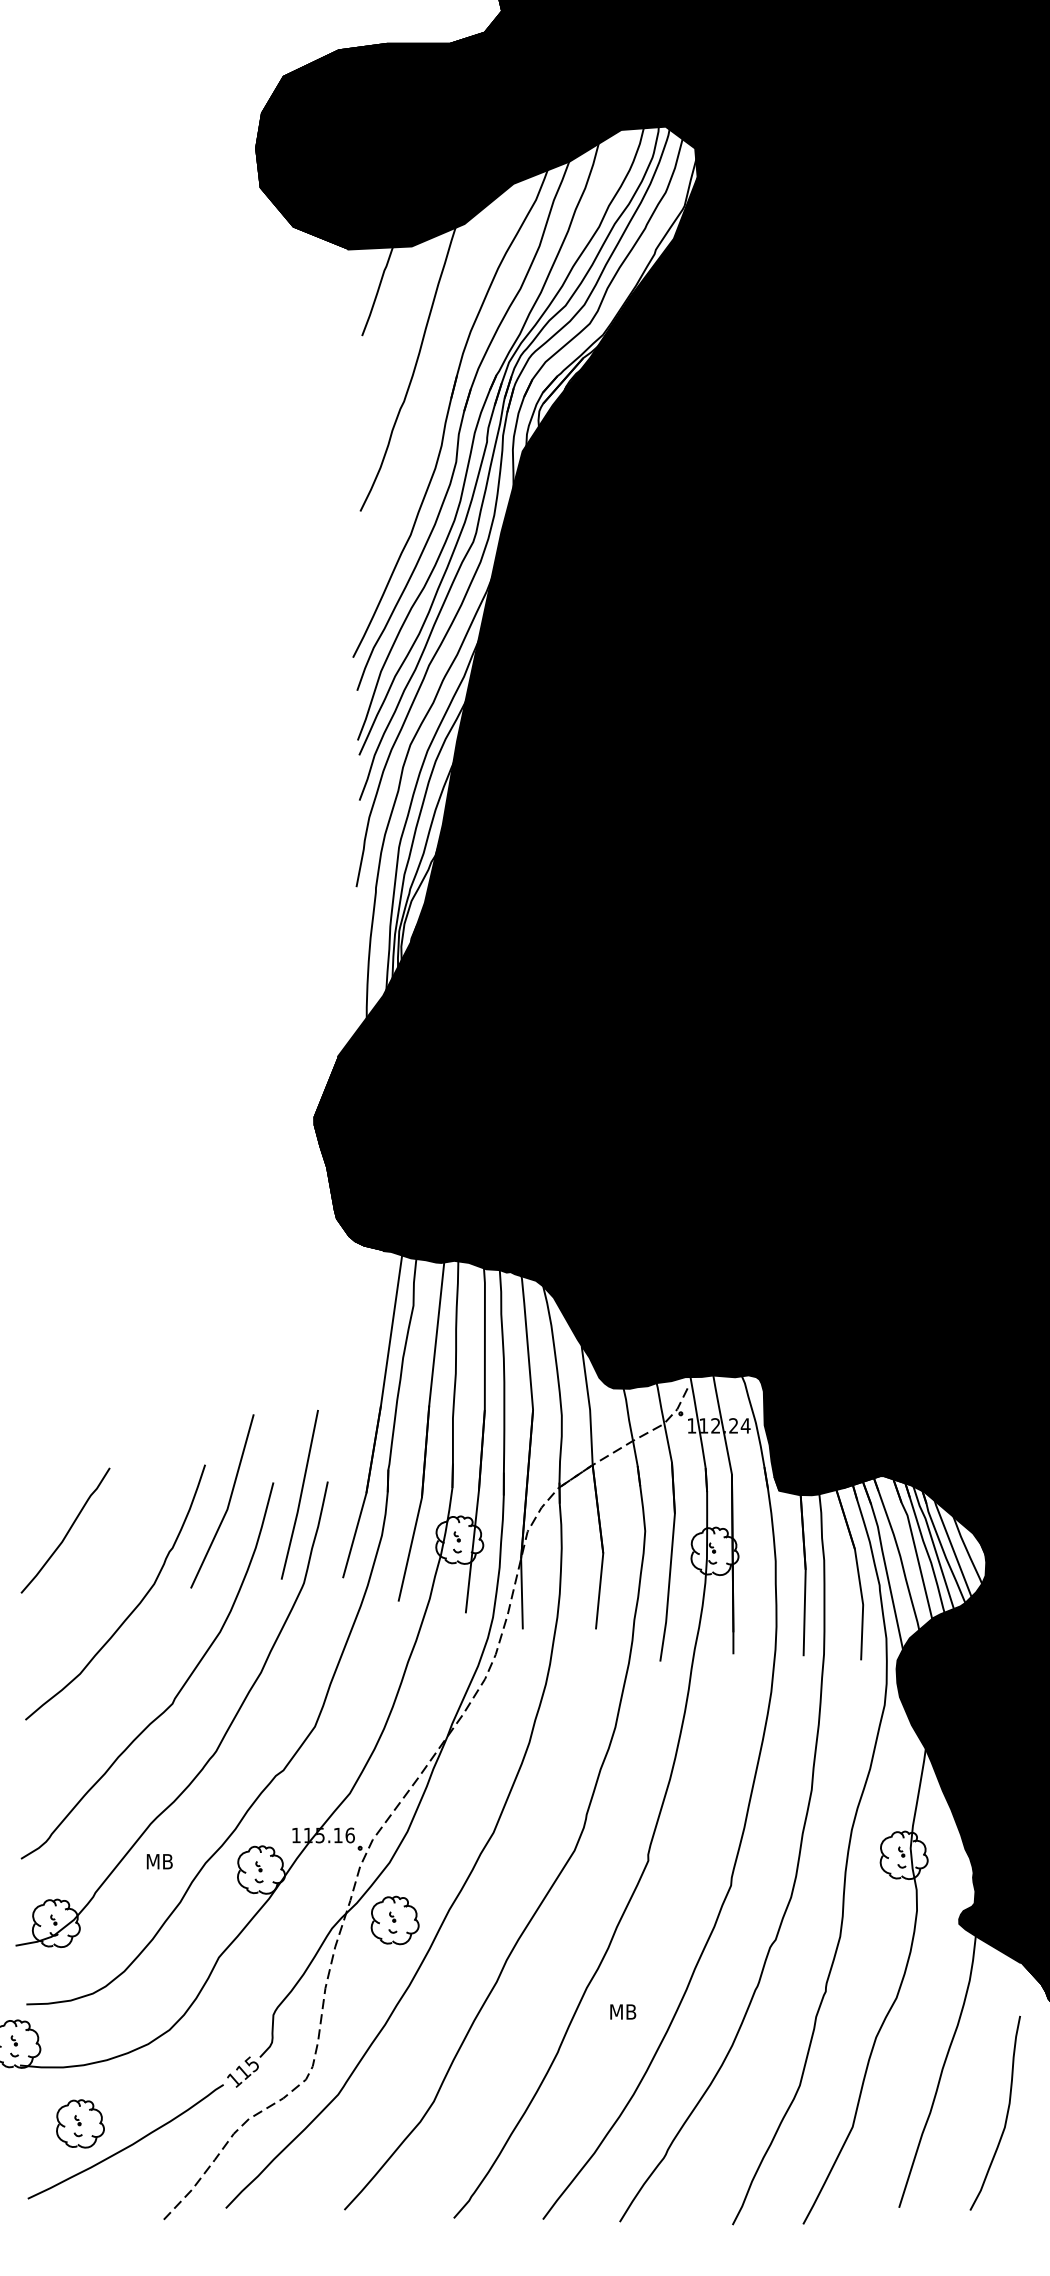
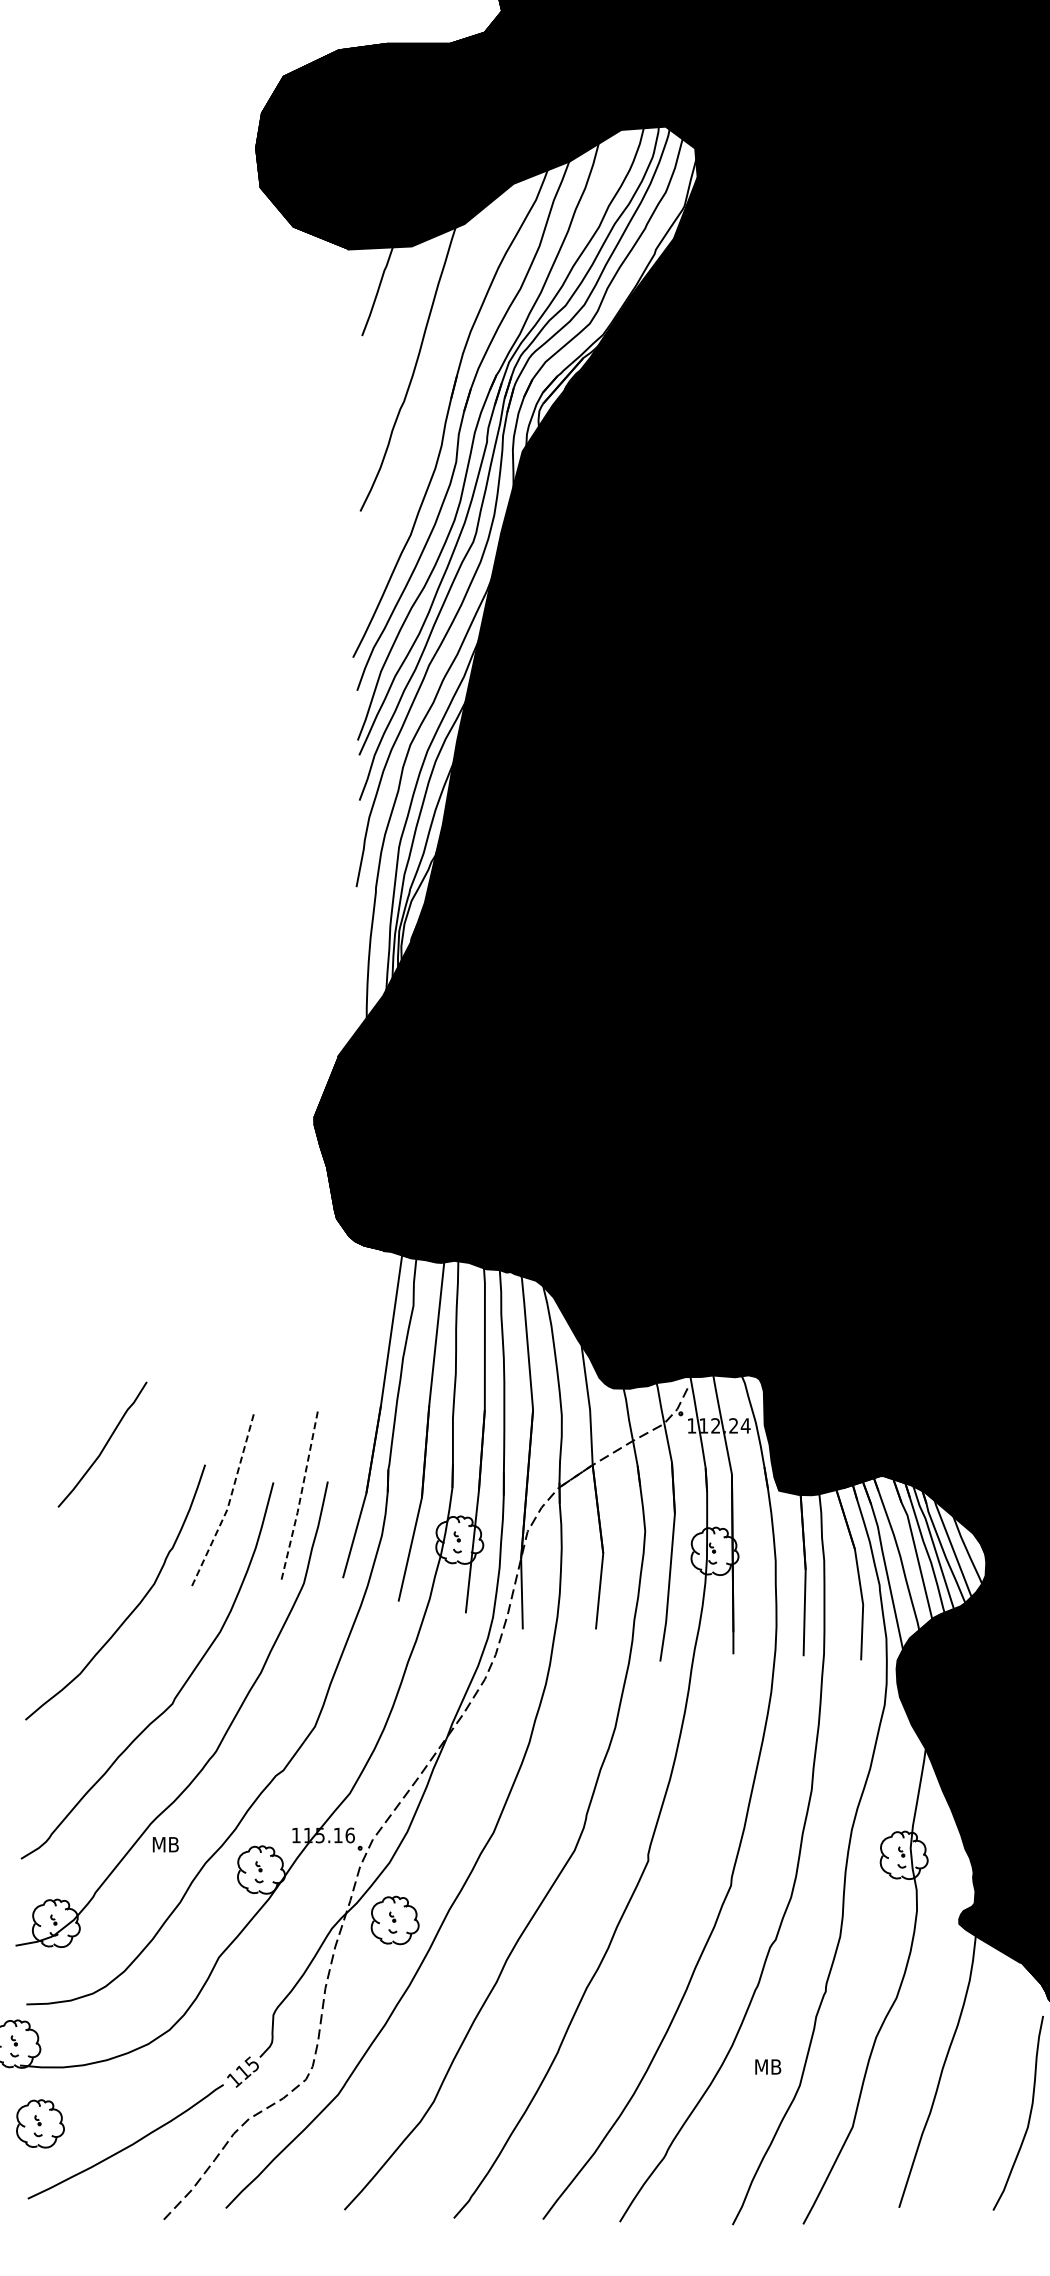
line: solid -> dashed (300, 1495)
line: solid -> dashed (228, 1504)
curve position: (67, 1531) -> (104, 1445) (104, 1445)
text position: (159, 1861) -> (165, 1844) (165, 1844)
text position: (623, 2011) -> (768, 2066) (768, 2066)
curve position: (1006, 2113) -> (1029, 2113) (1029, 2113)
part position: (80, 2123) -> (40, 2123) (40, 2123)
